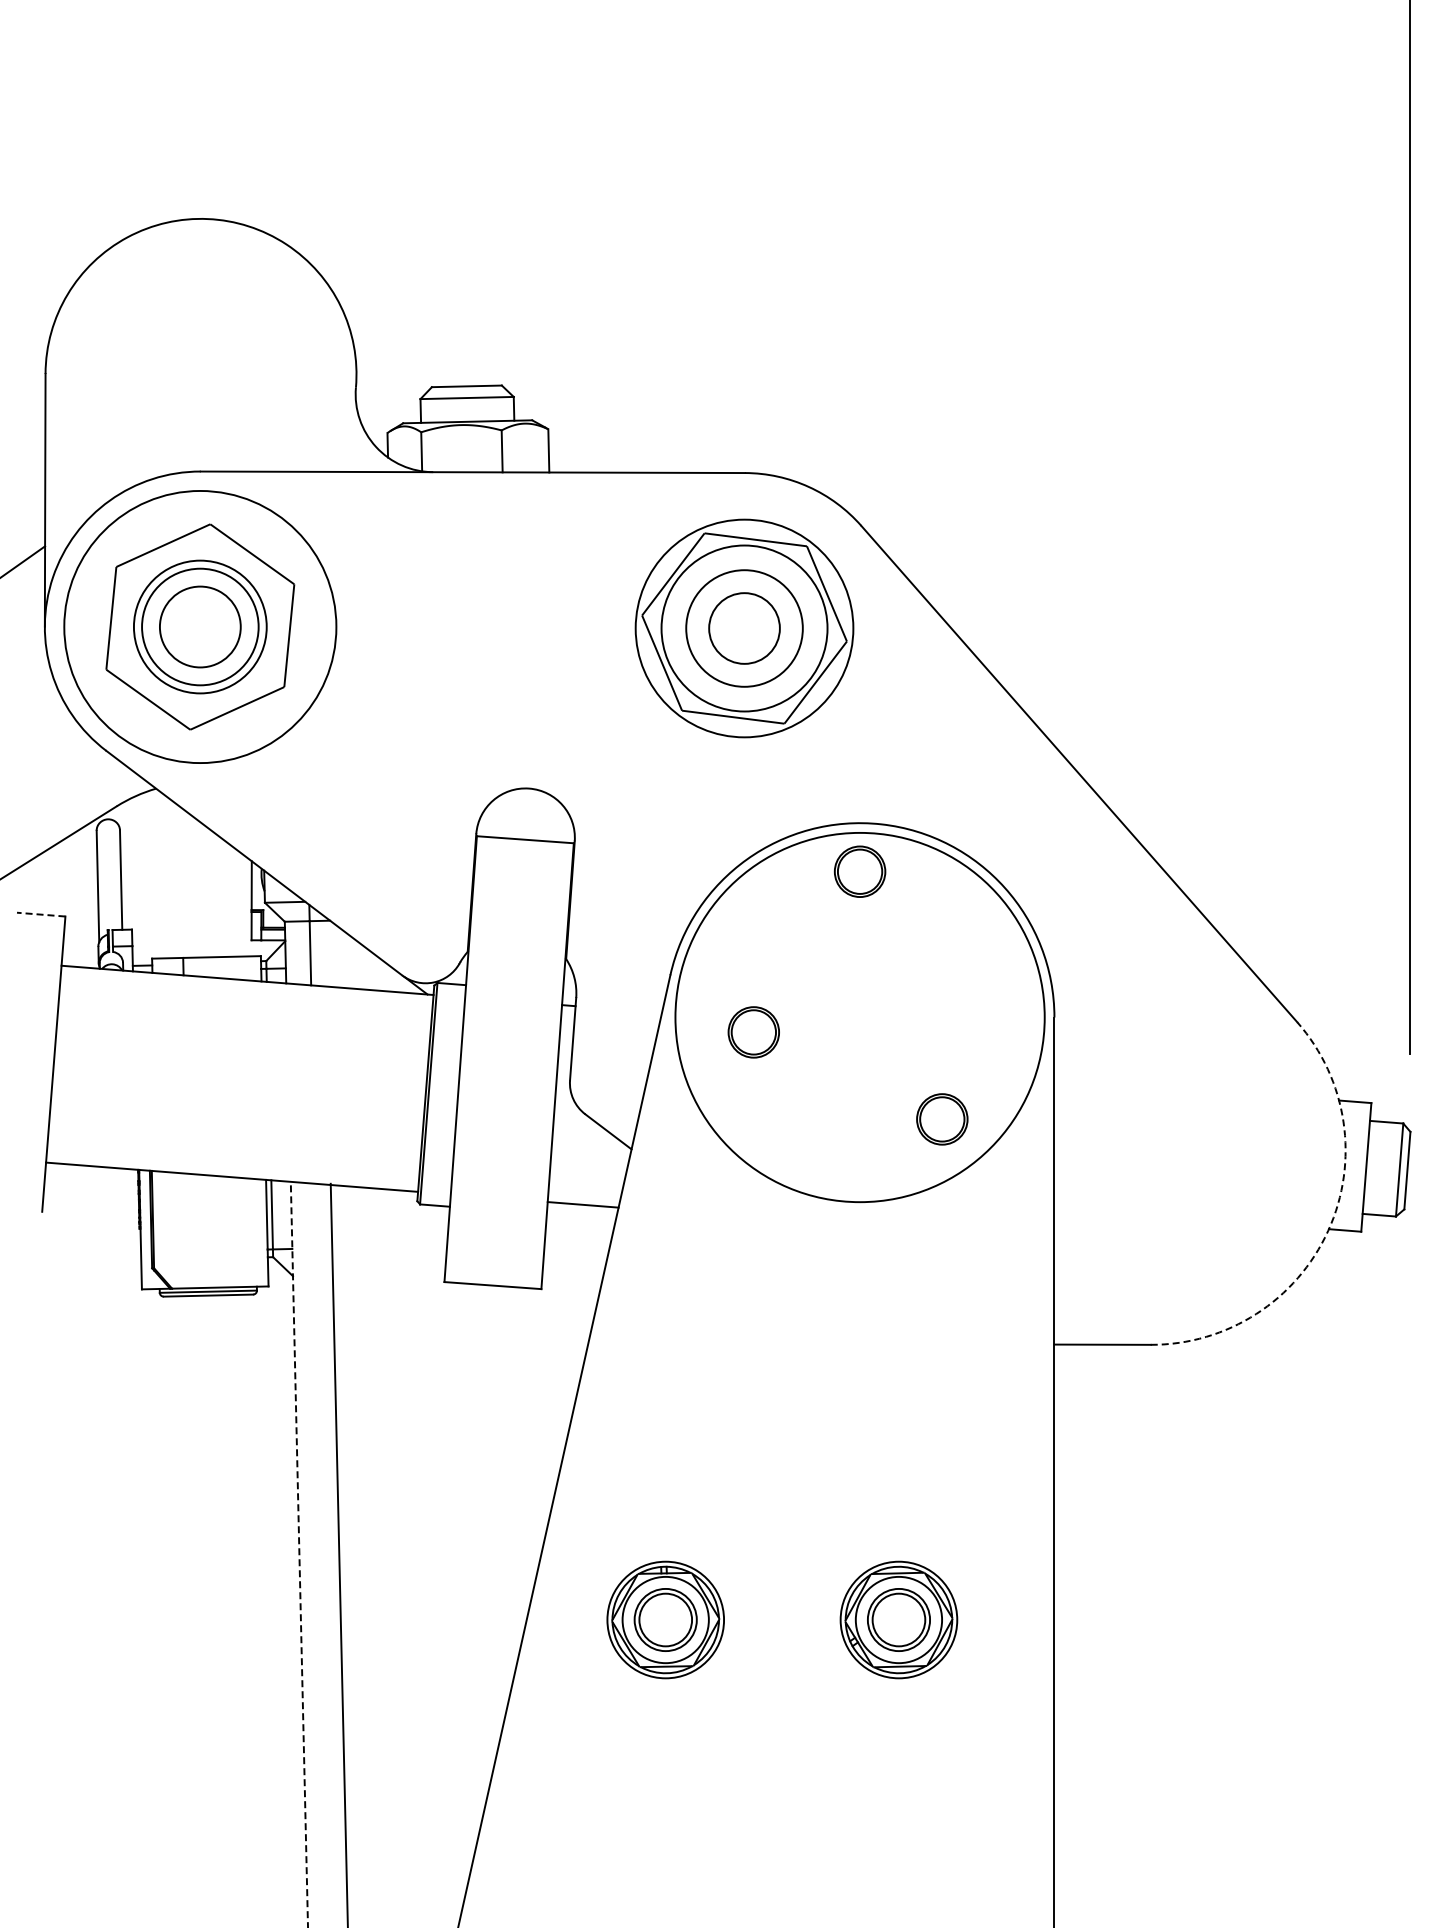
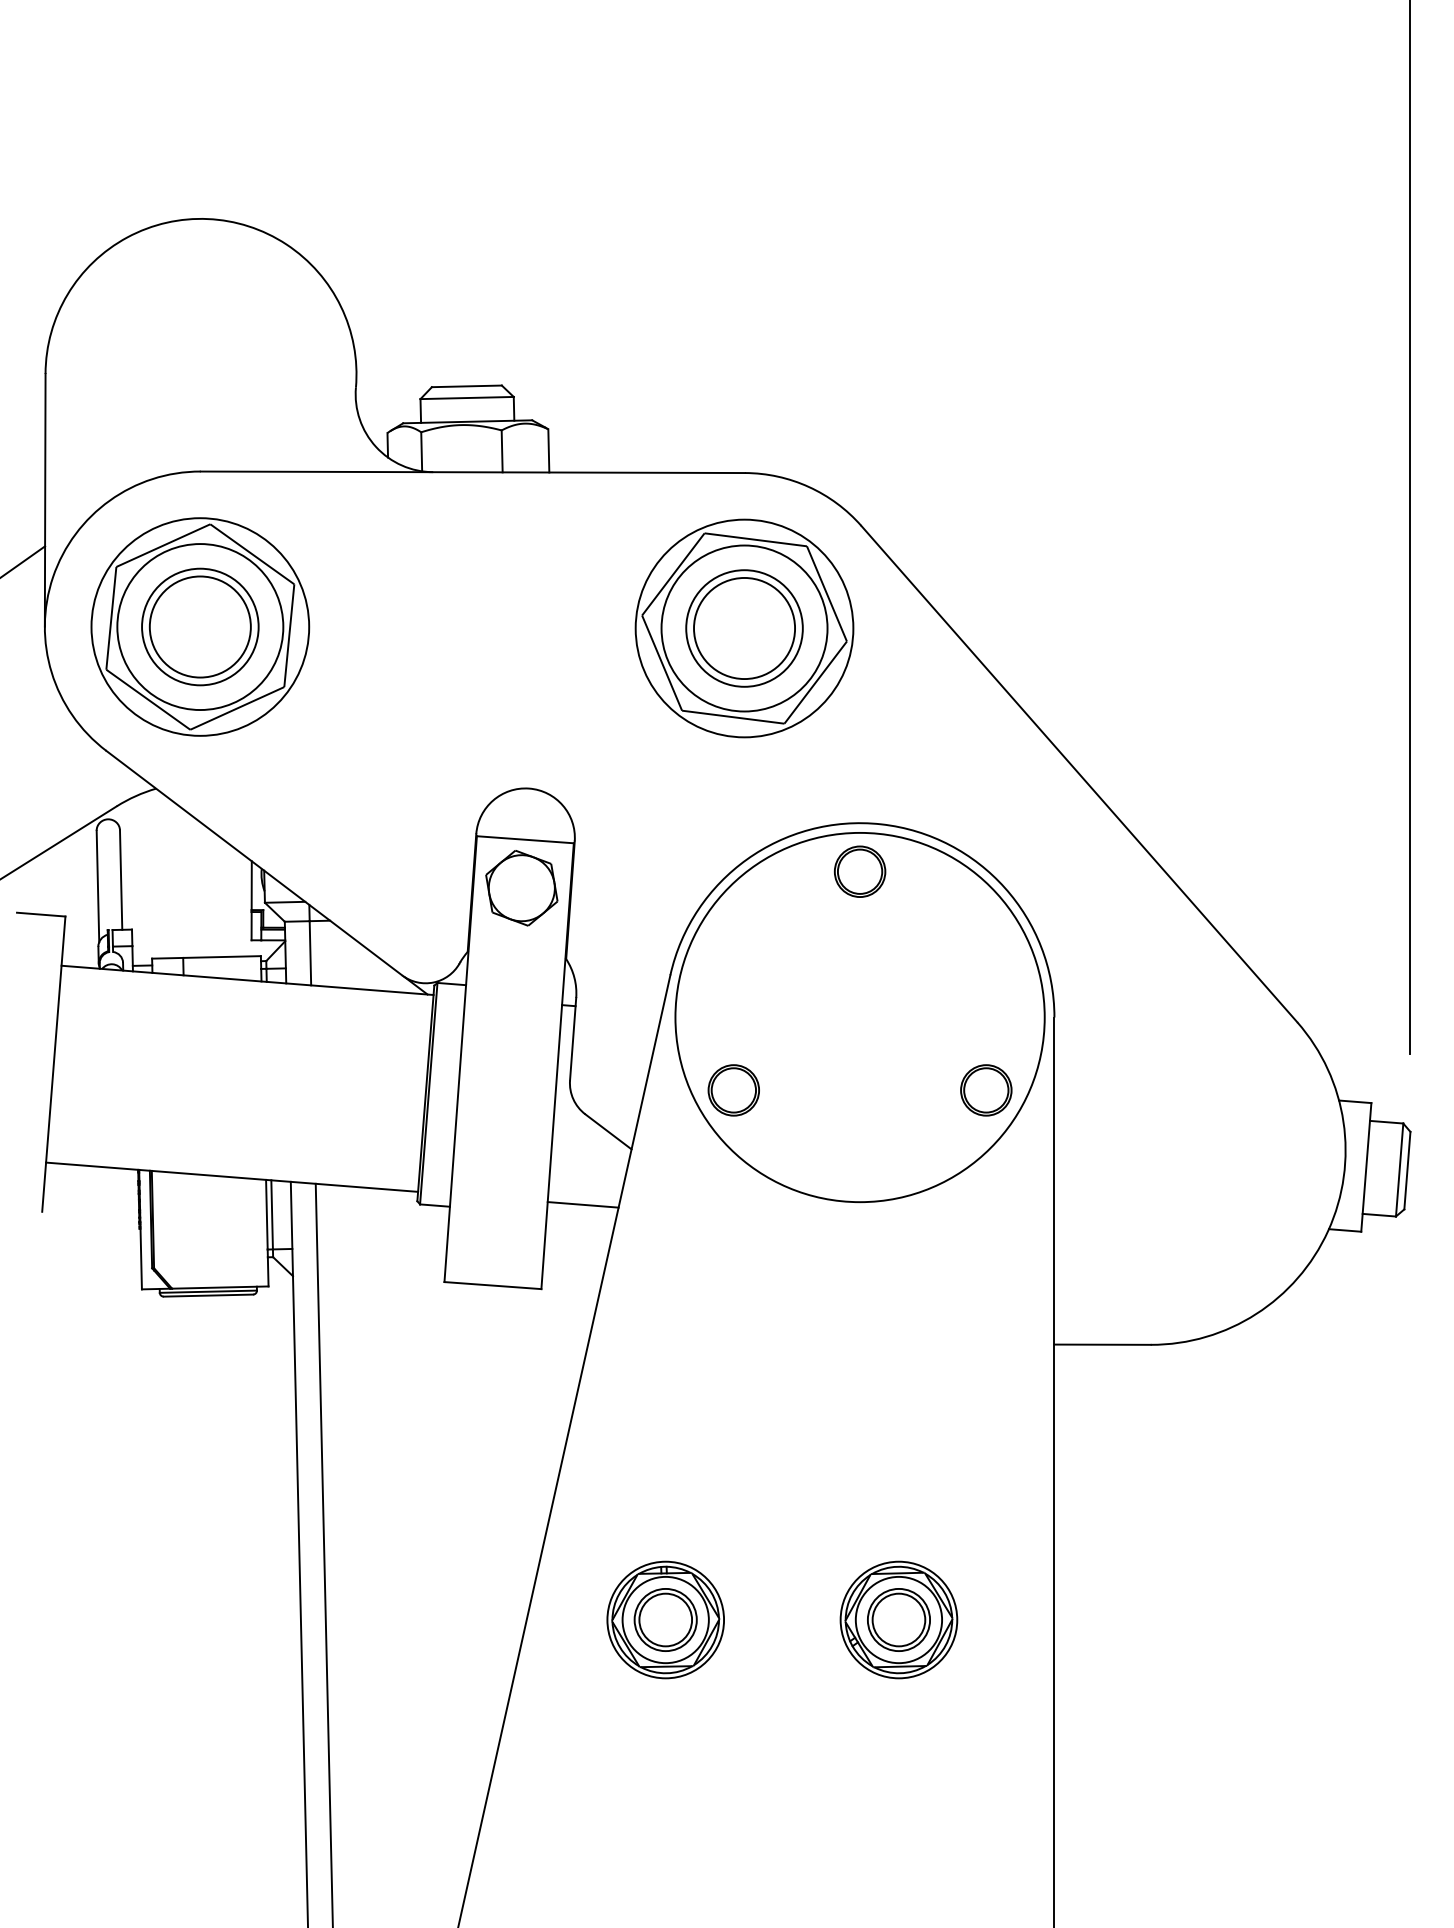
circle diameter: 133 px -> 166 px (200, 627)
circle diameter: 81 px -> 101 px (199, 626)
circle diameter: 272 px -> 218 px (200, 626)
circle diameter: 71 px -> 101 px (744, 628)
part: none -> present (521, 888)
line: dashed -> solid (40, 914)
part position: (753, 1032) -> (733, 1090) (733, 1090)
part position: (942, 1119) -> (986, 1090) (986, 1090)
arc: dashed -> solid (1328, 1230)
line position: (338, 1553) -> (323, 1553) (323, 1553)
line: dashed -> solid (299, 1554)
